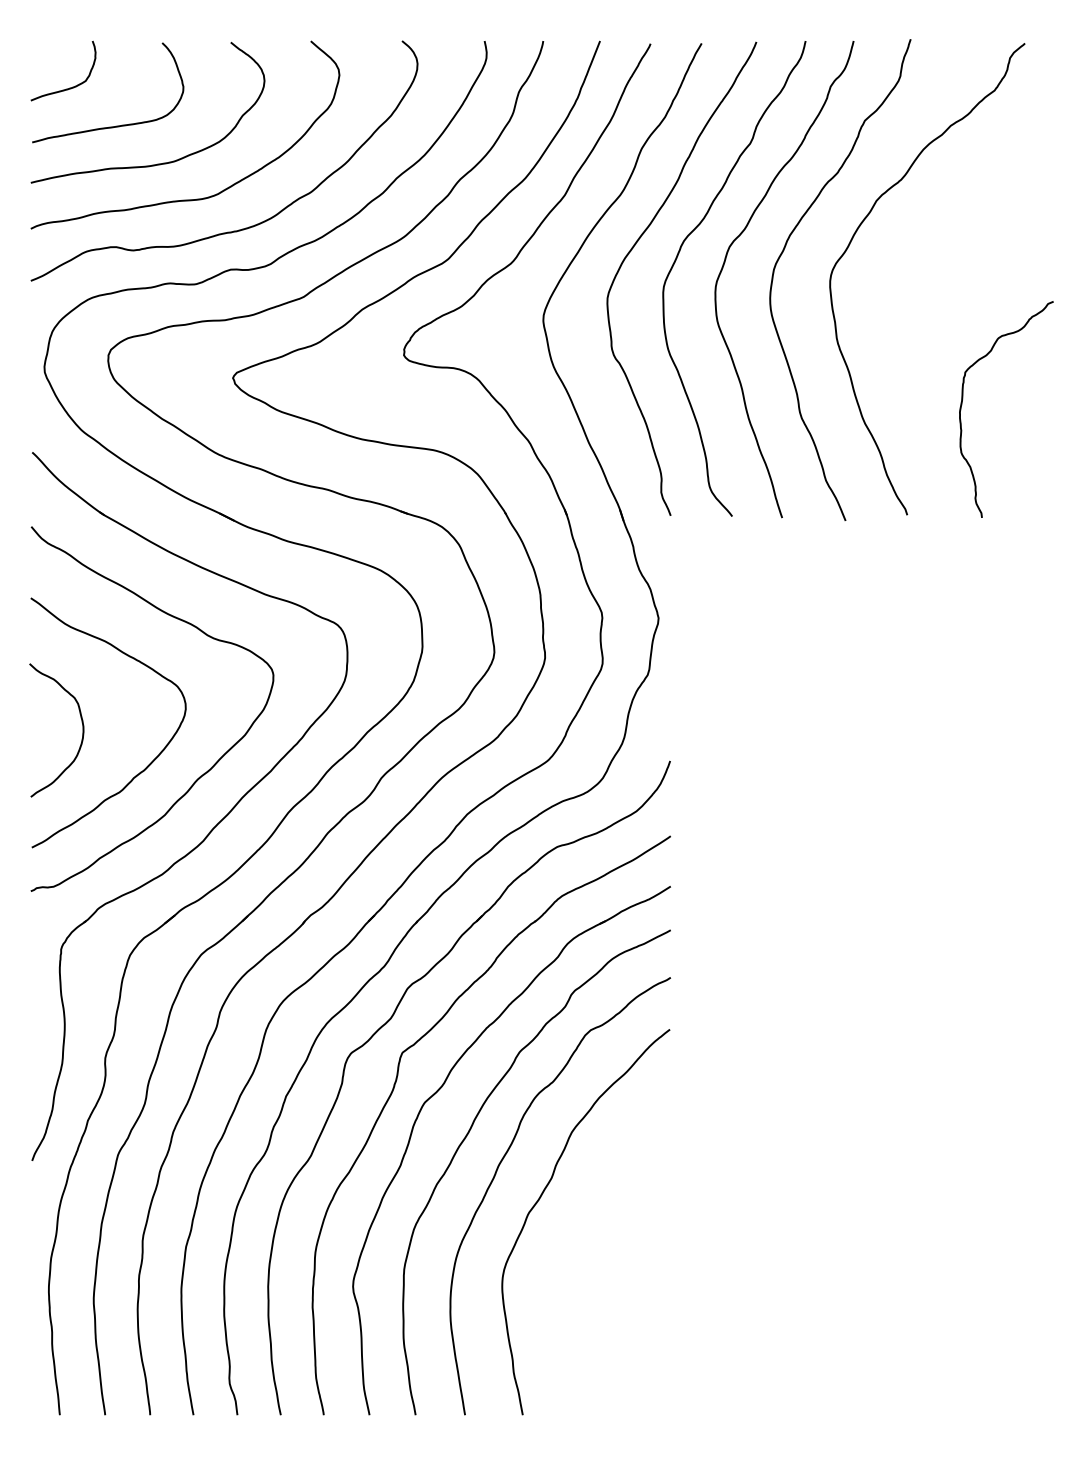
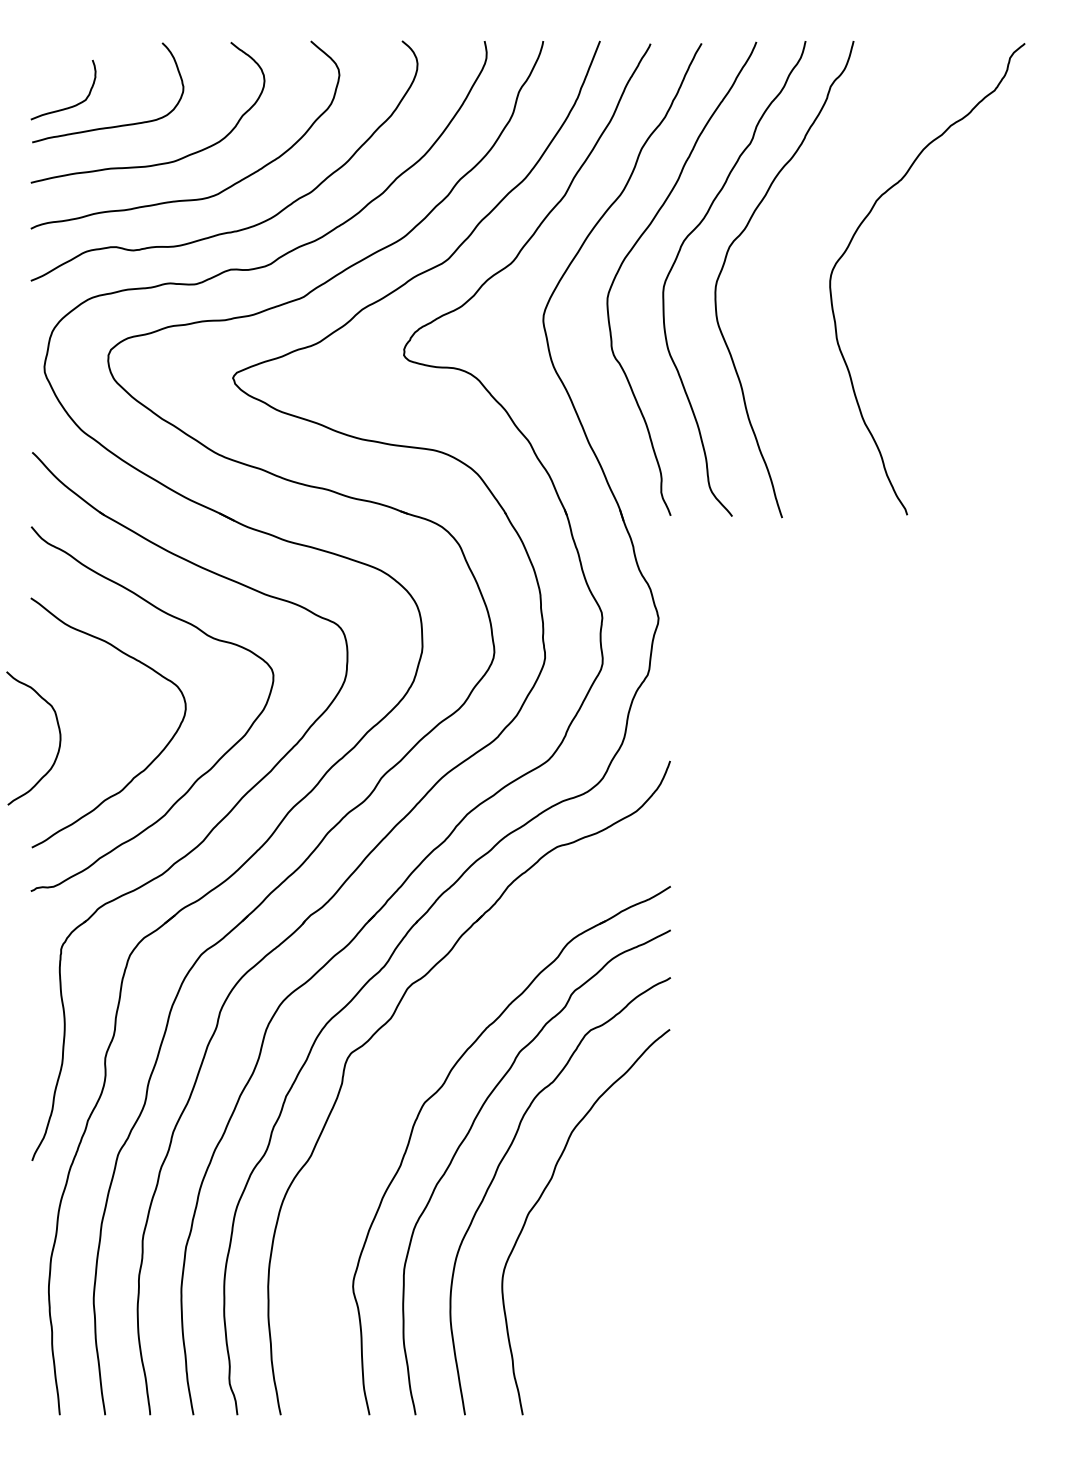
curve position: (69, 87) -> (69, 106) (69, 106)
curve: present -> none (784, 250)
curve: present -> none (963, 399)
curve position: (82, 730) -> (59, 738) (59, 738)
part: present -> none (394, 1089)
